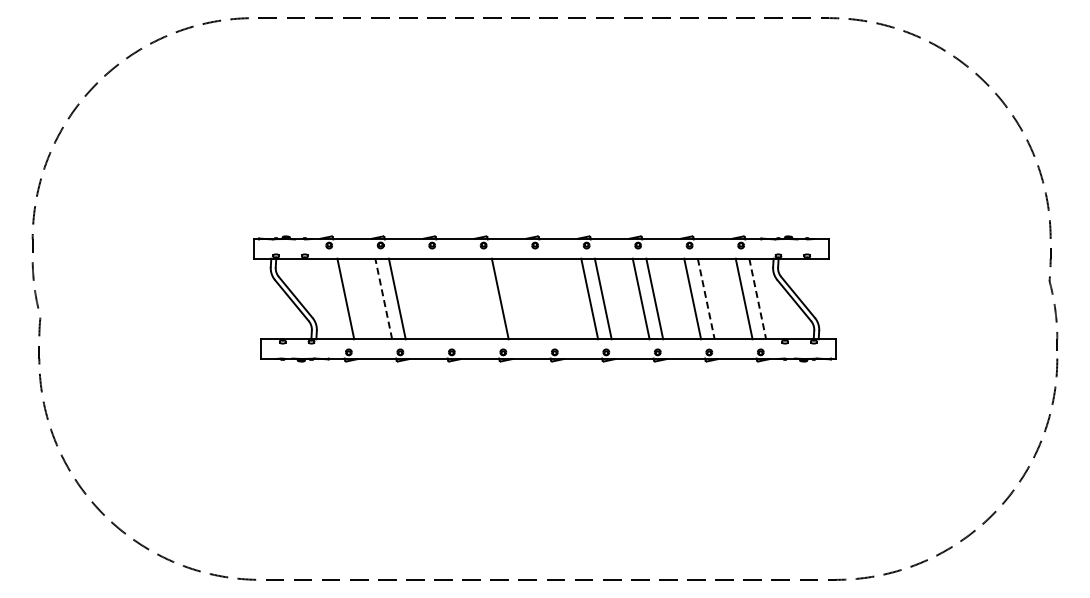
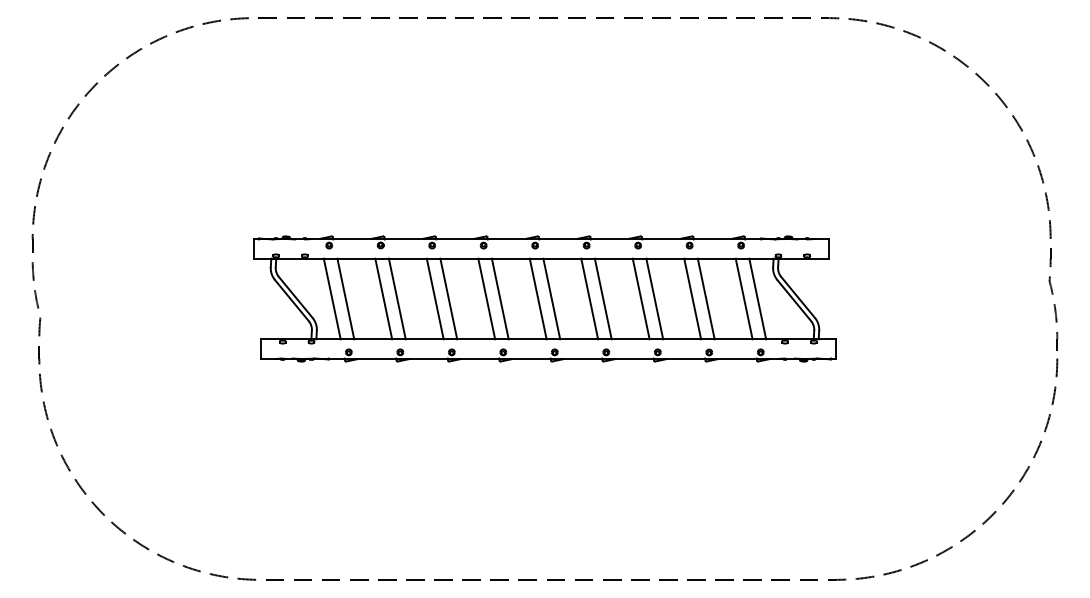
line: none -> present (331, 298)
line: dashed -> solid (383, 298)
line: none -> present (434, 298)
line: none -> present (448, 298)
line: none -> present (486, 298)
line: none -> present (537, 298)
line: none -> present (551, 298)
line: dashed -> solid (706, 299)
line: dashed -> solid (757, 299)
